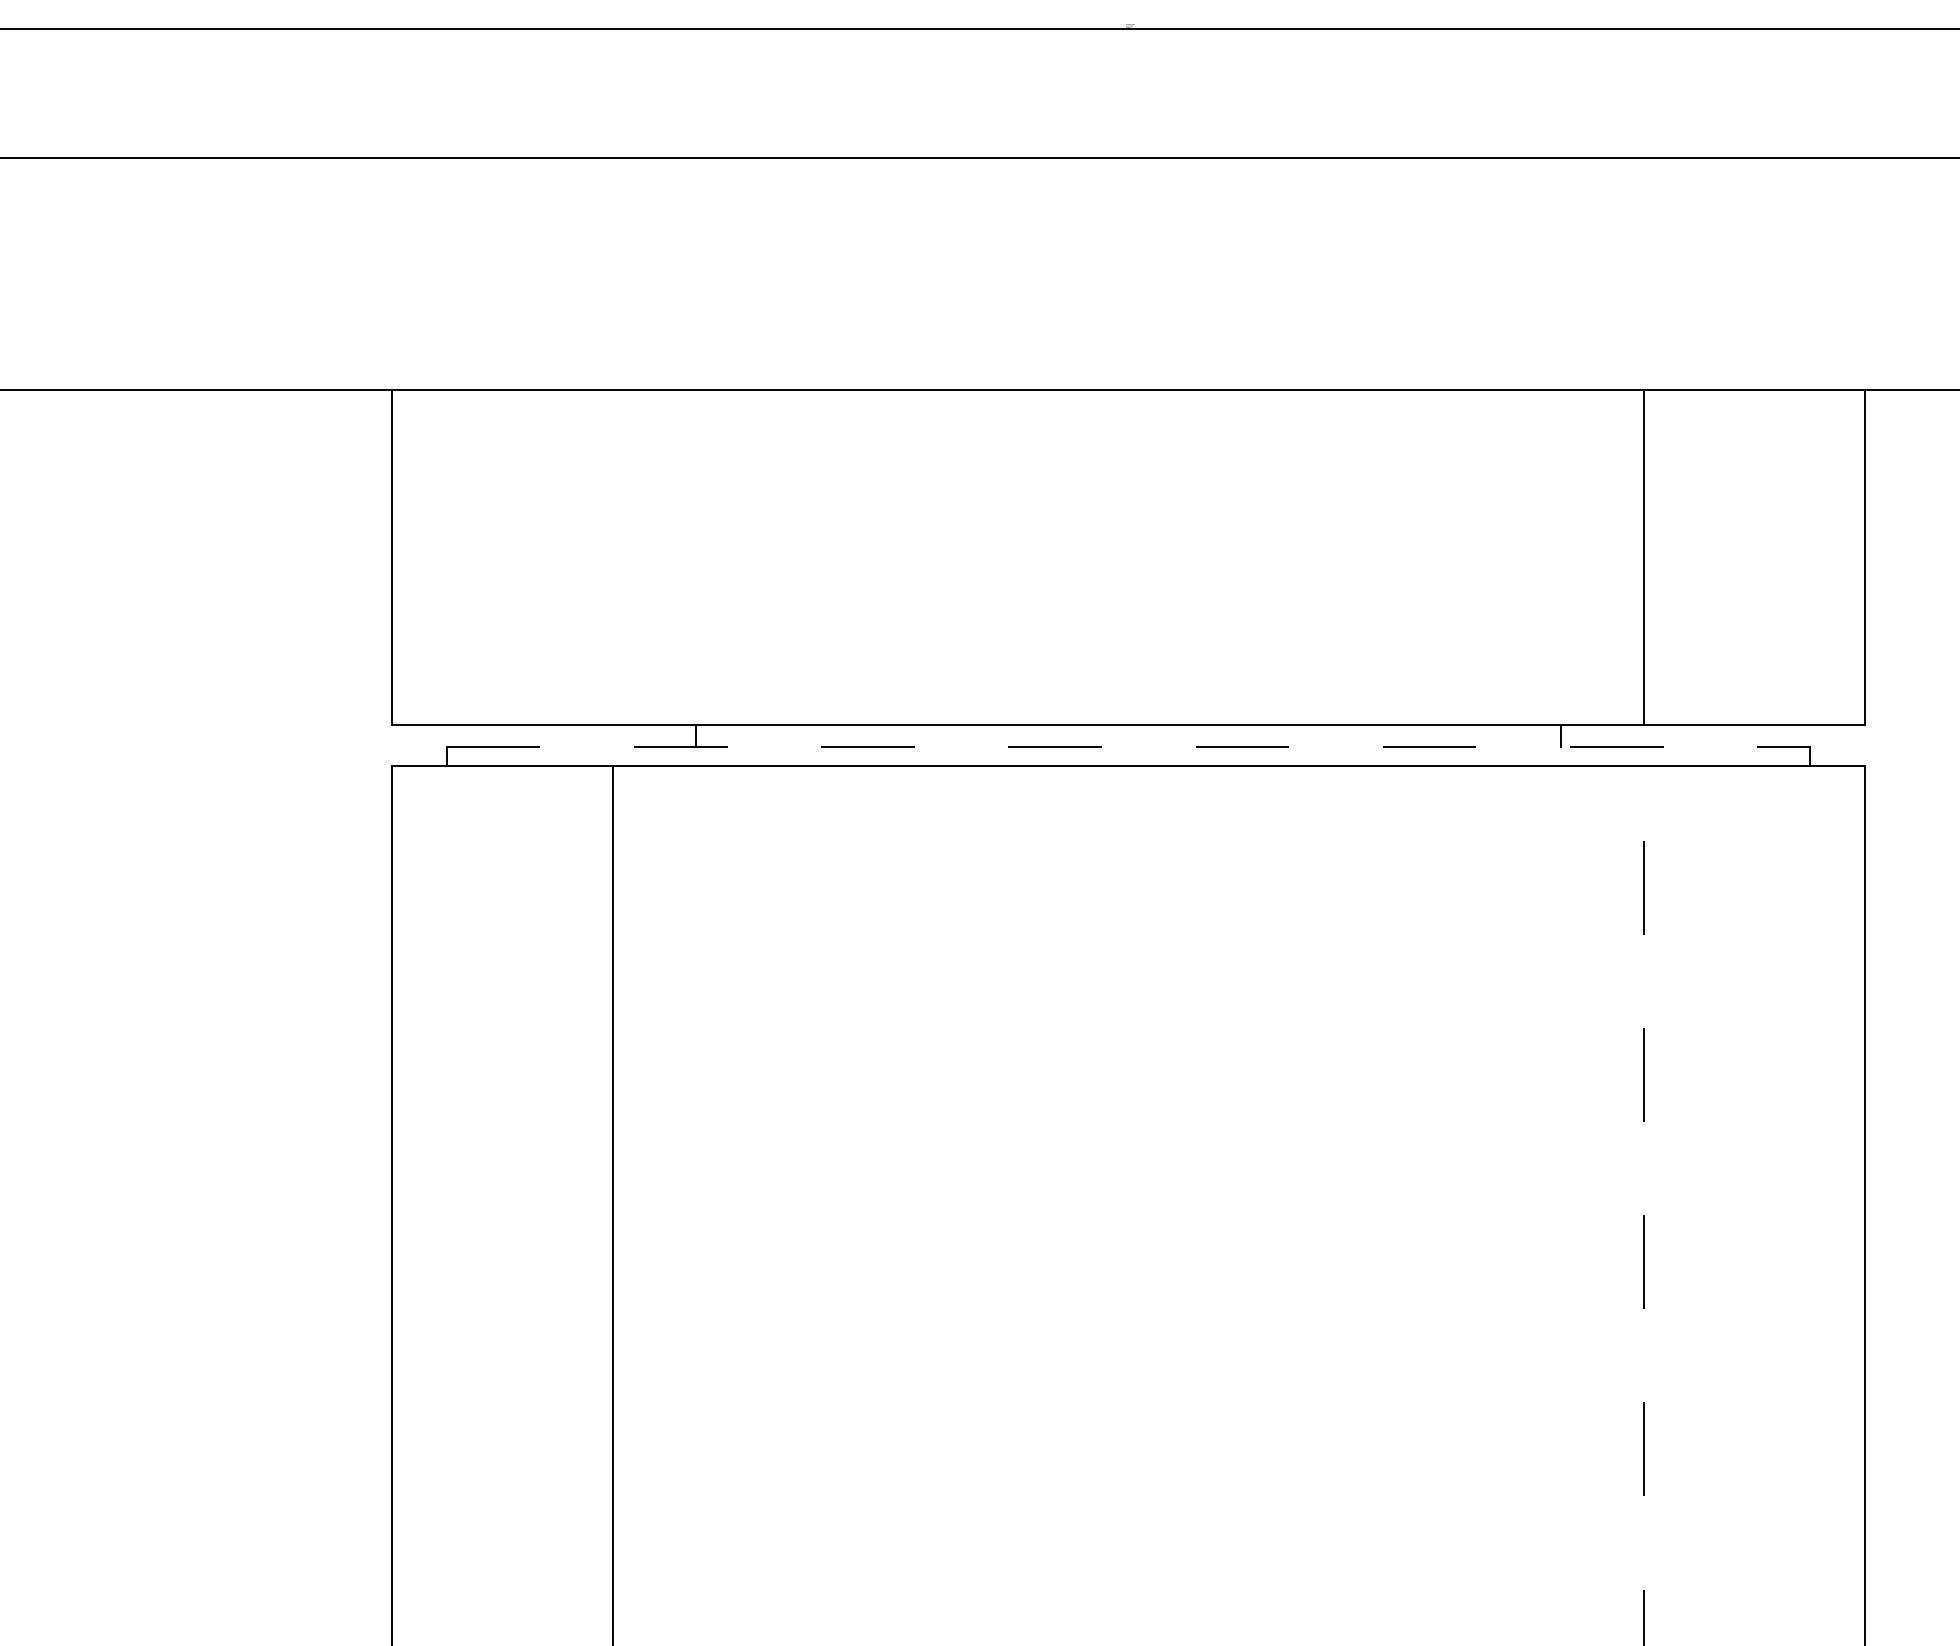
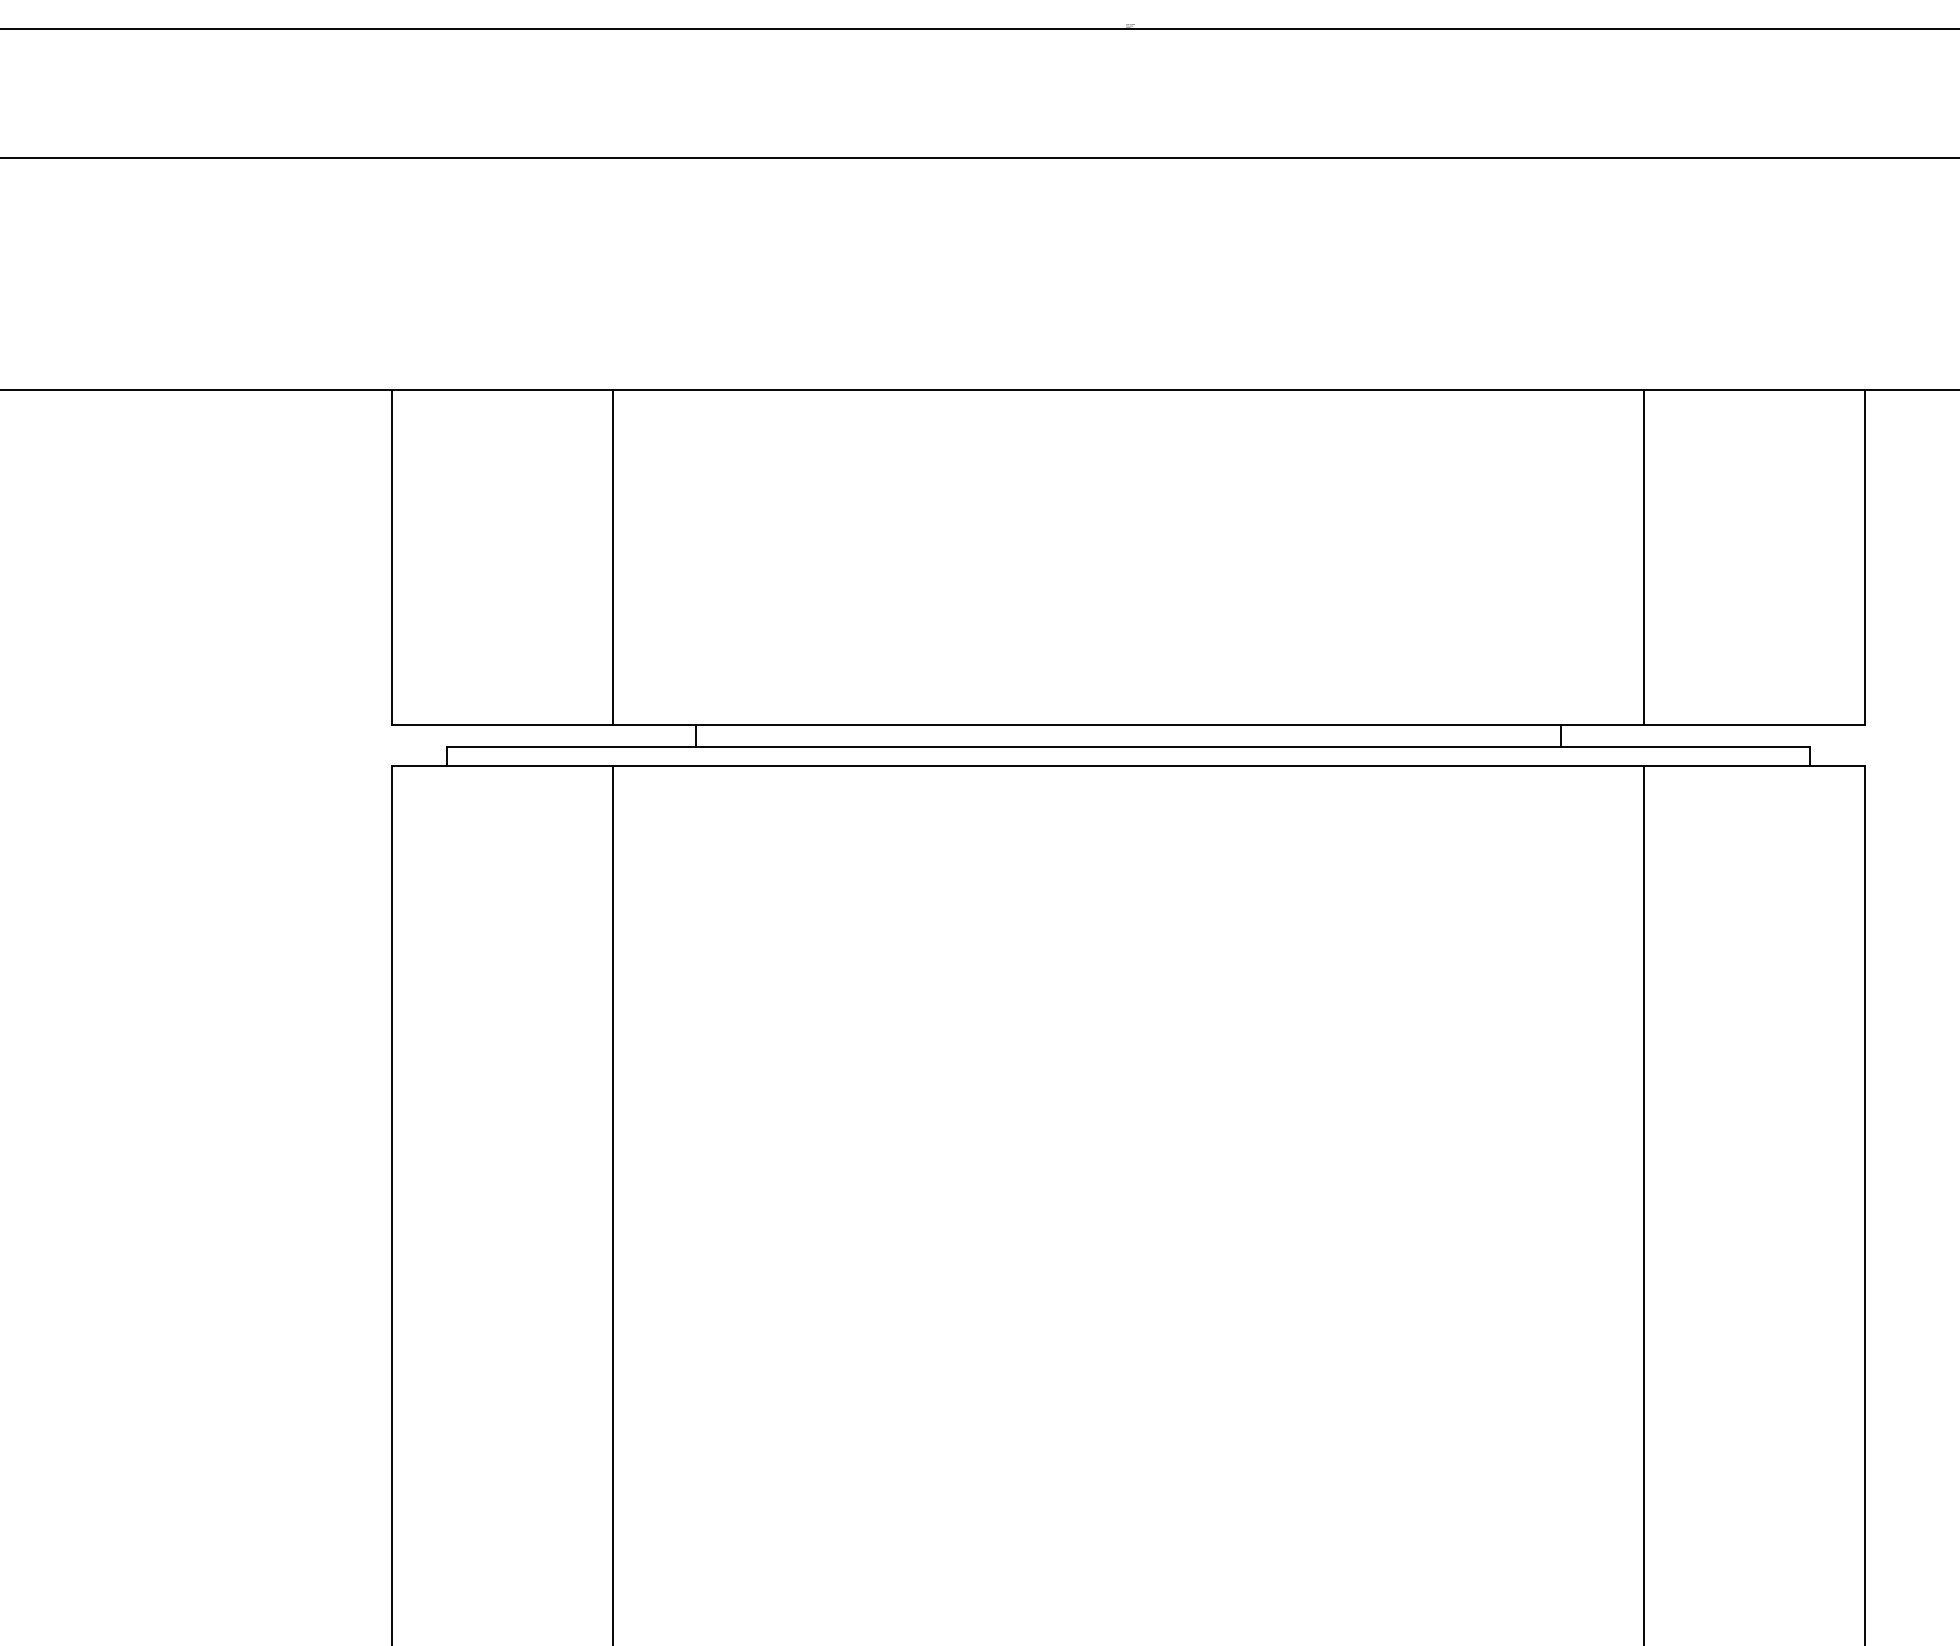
line: none -> present (612, 557)
line: dashed -> solid (1128, 747)
line: dashed -> solid (1644, 1205)
